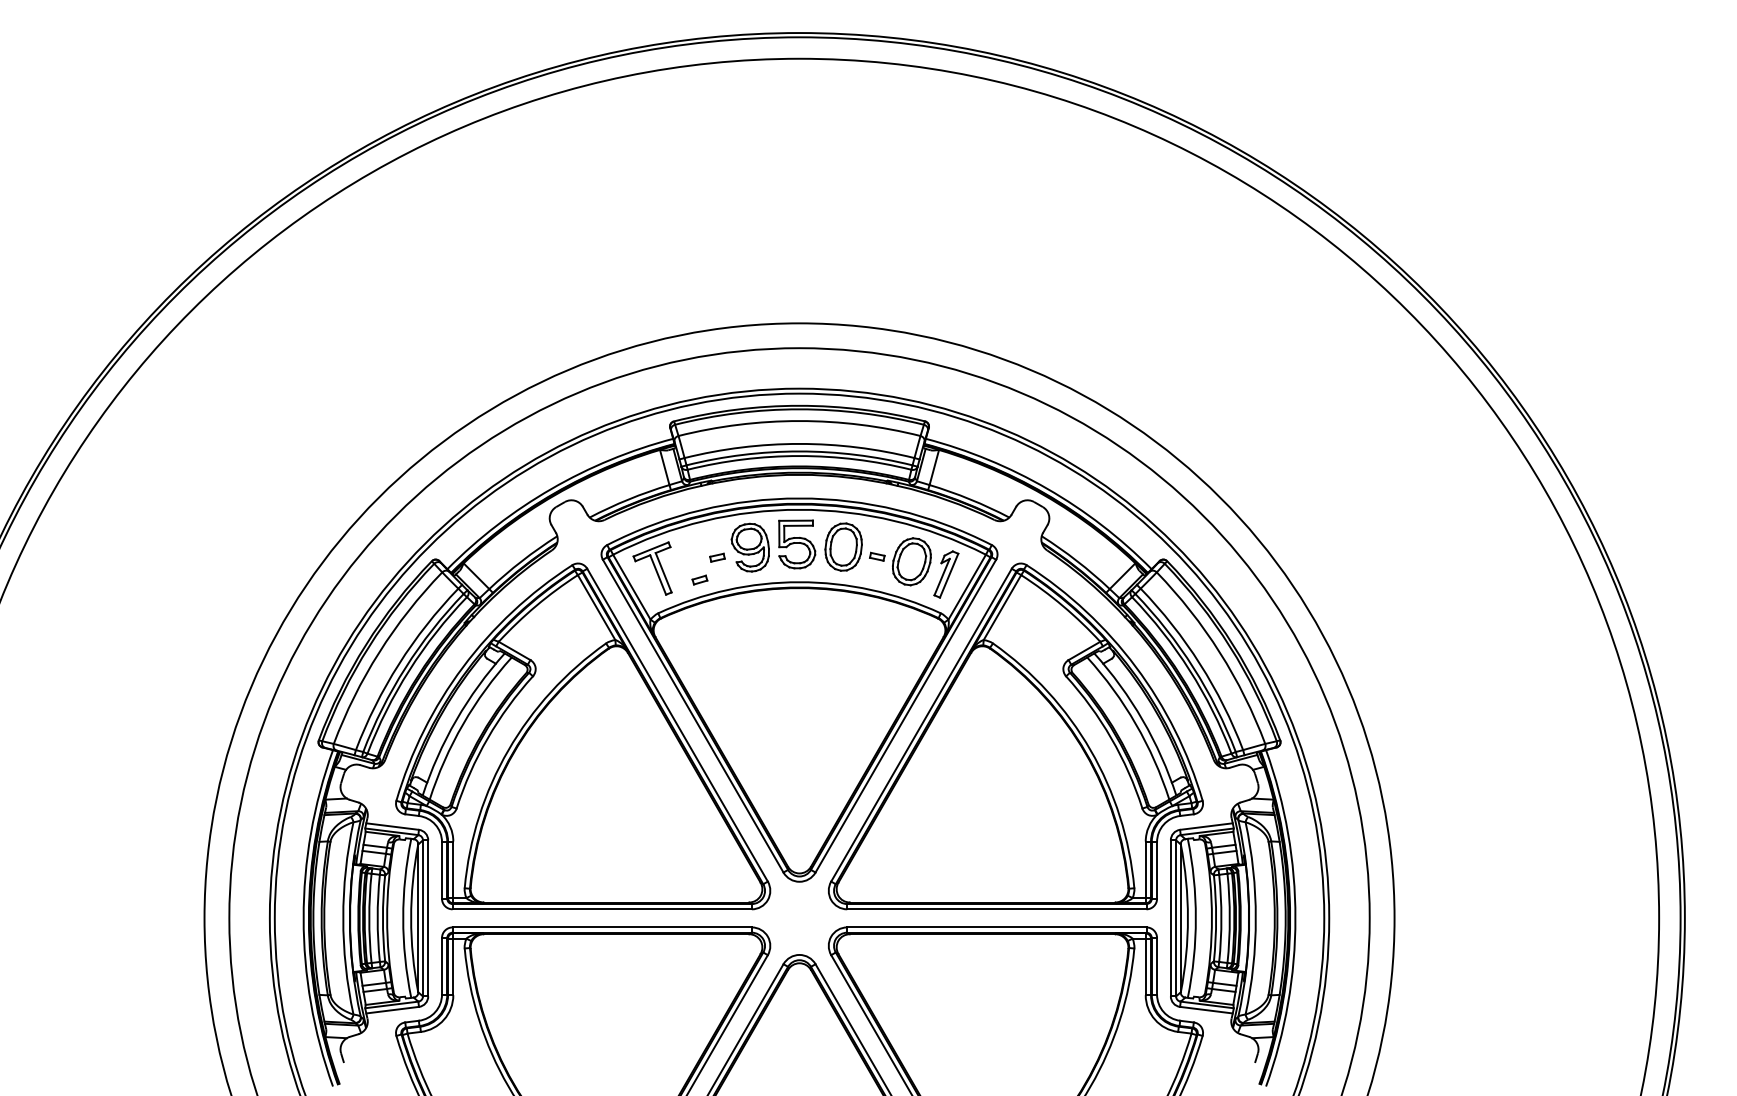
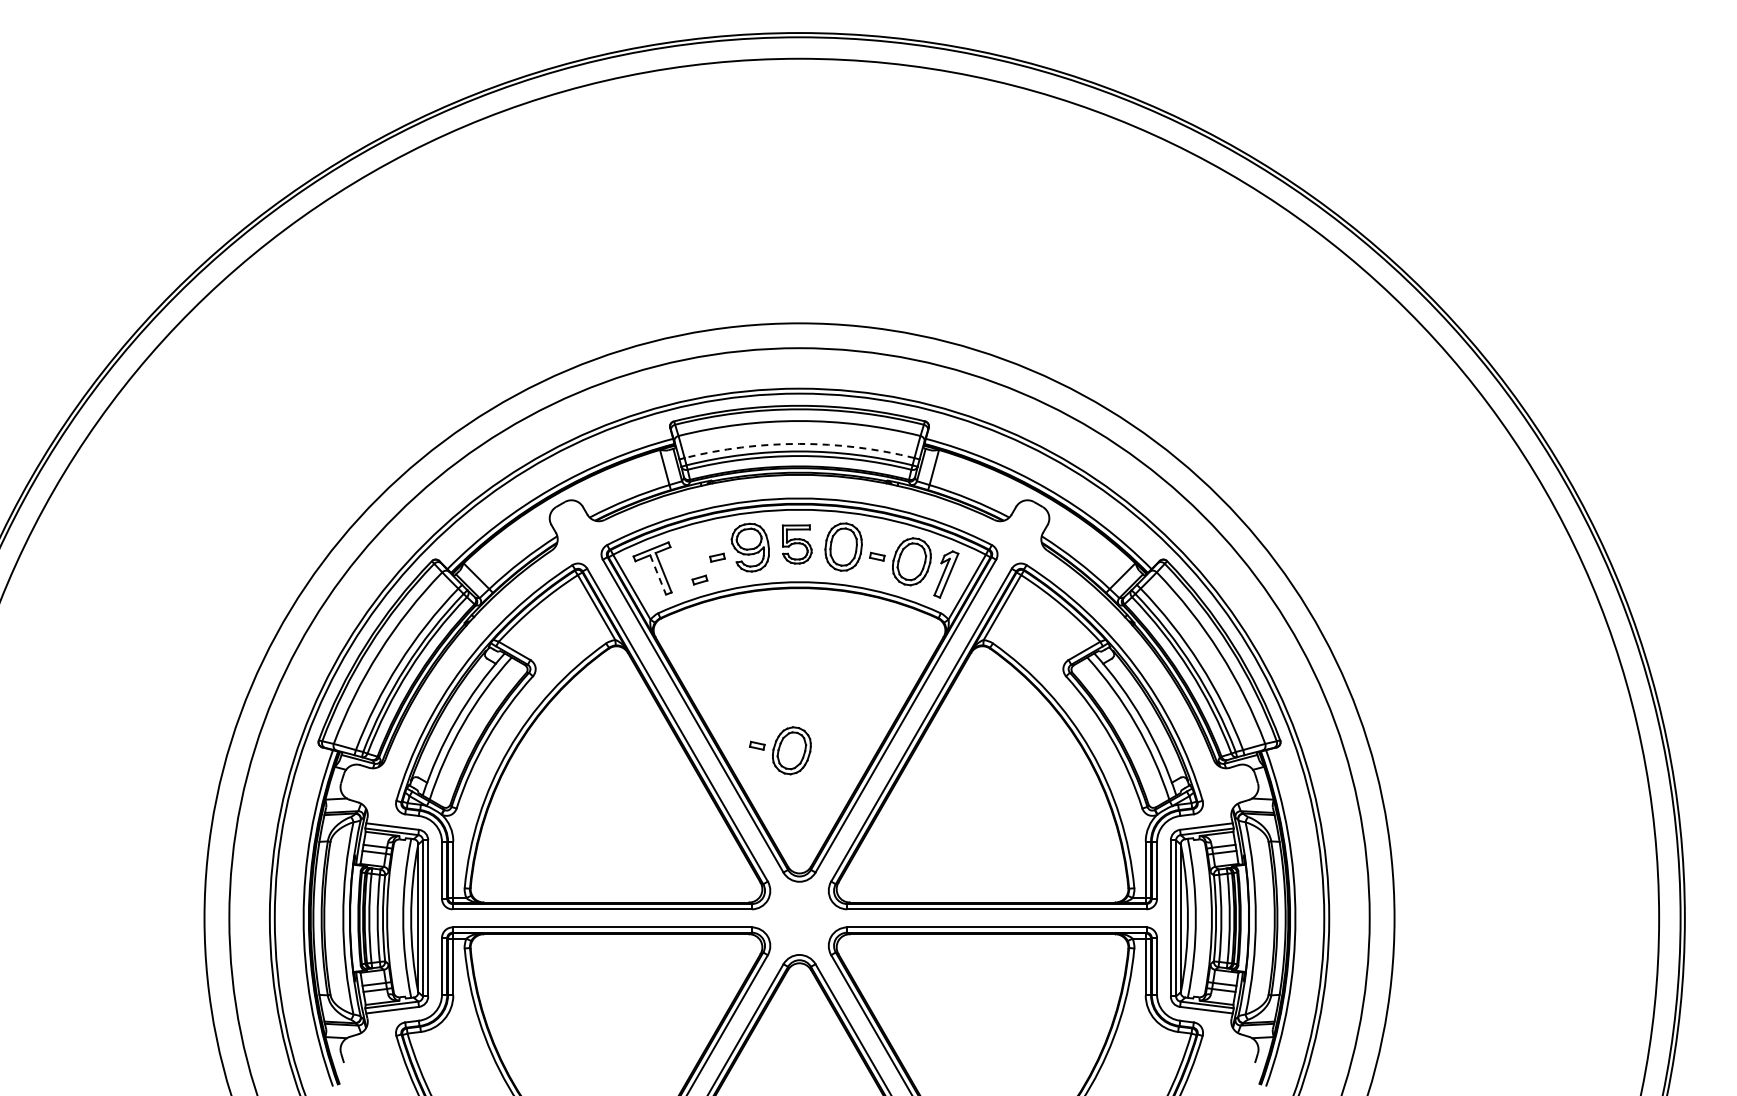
arc: solid -> dashed (799, 443)
part size: 39x51 px -> 31x41 px (797, 544)
line: solid -> dashed (658, 575)
part: none -> present (780, 750)
